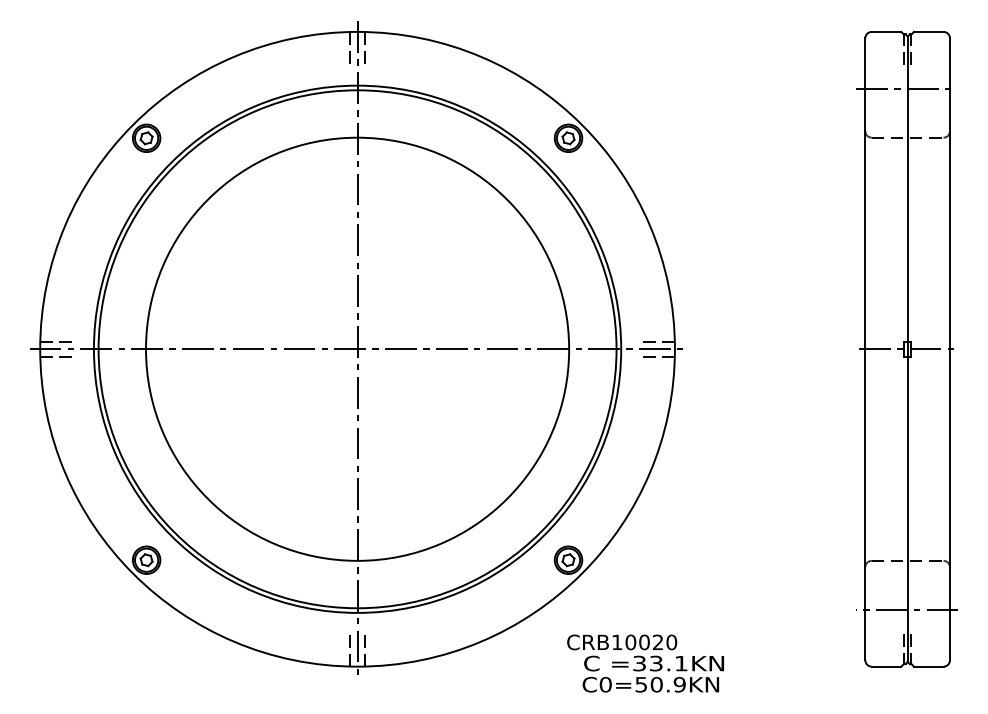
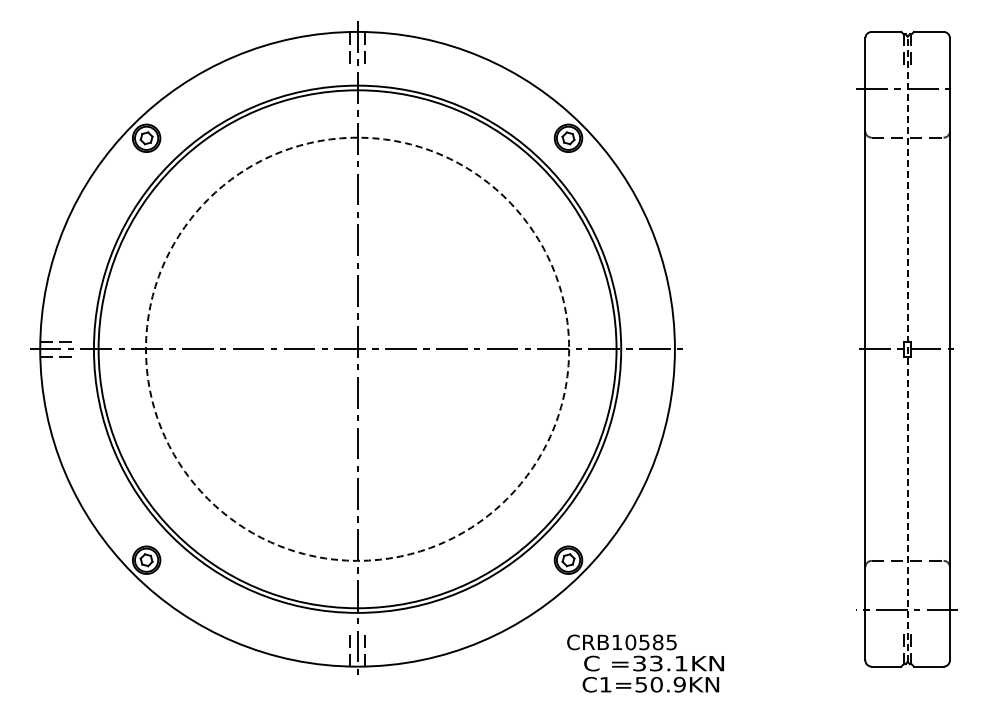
line: present -> none (658, 341)
circle: solid -> dashed (357, 348)
line: solid -> dashed (907, 349)
line: present -> none (658, 356)
text: CRB10020 -> CRB10585 (658, 642)
text: C0=50.9KN -> C1=50.9KN (605, 684)
